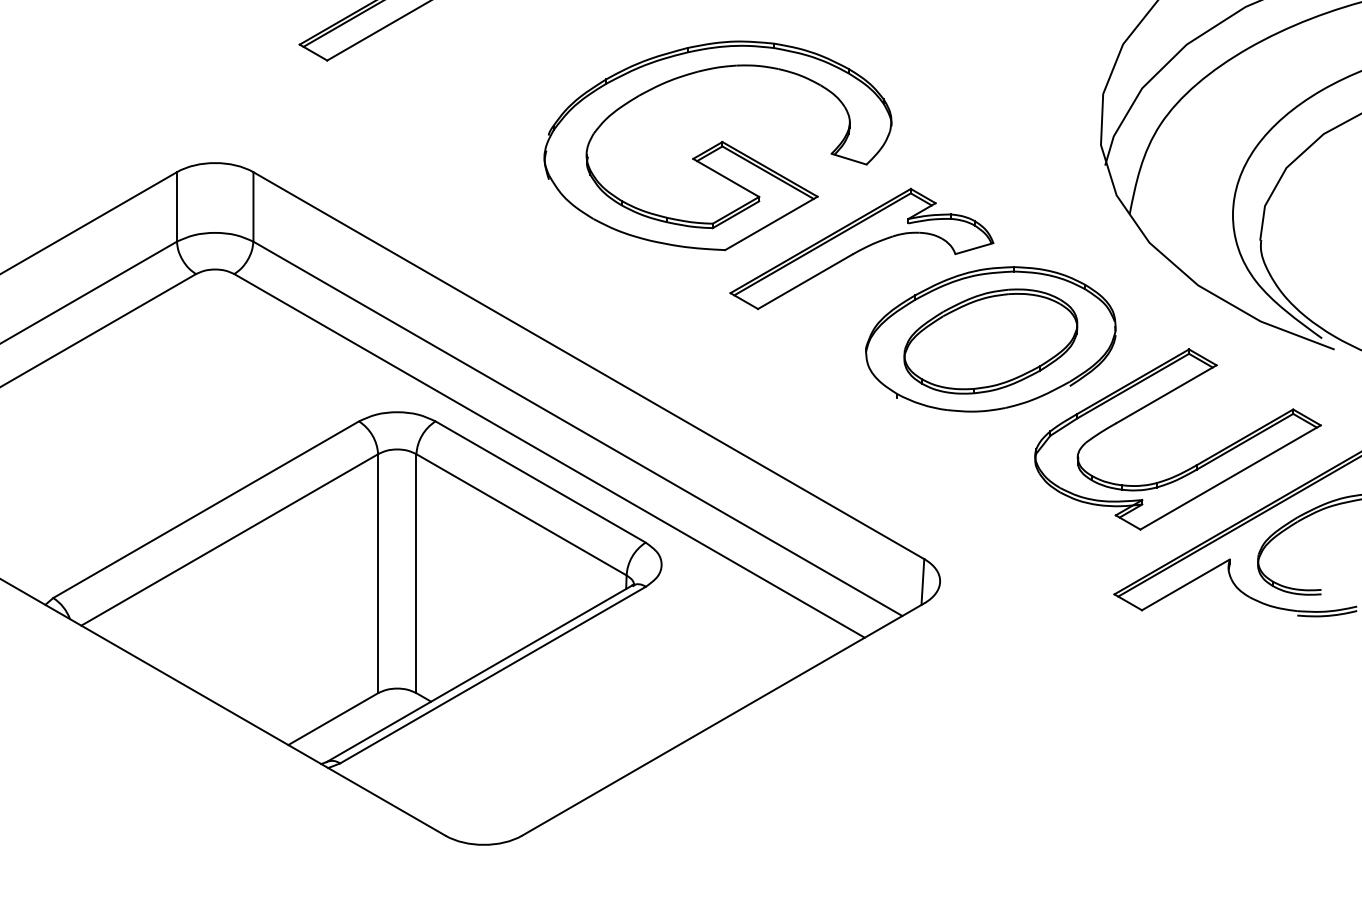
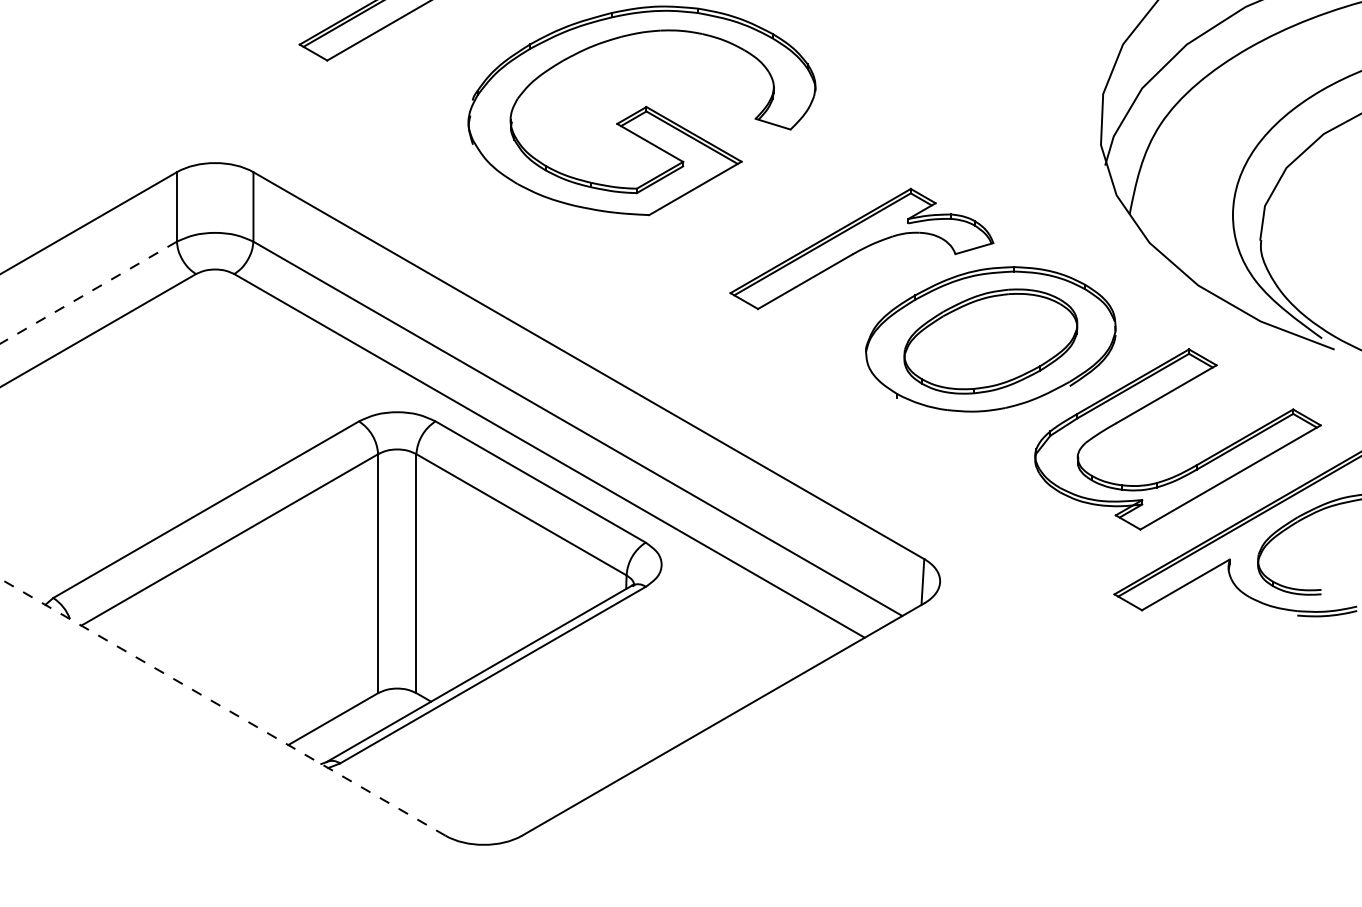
part position: (717, 145) -> (641, 110) (641, 110)
line: solid -> dashed (88, 292)
line: solid -> dashed (223, 707)
